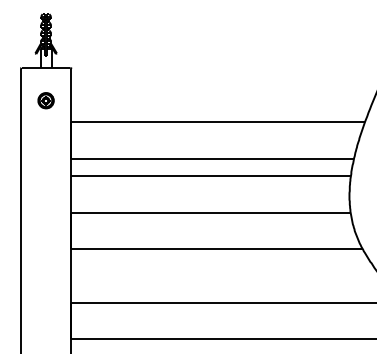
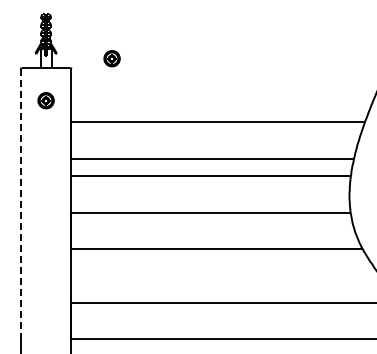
part: none -> present (111, 58)
line: solid -> dashed (20, 202)
